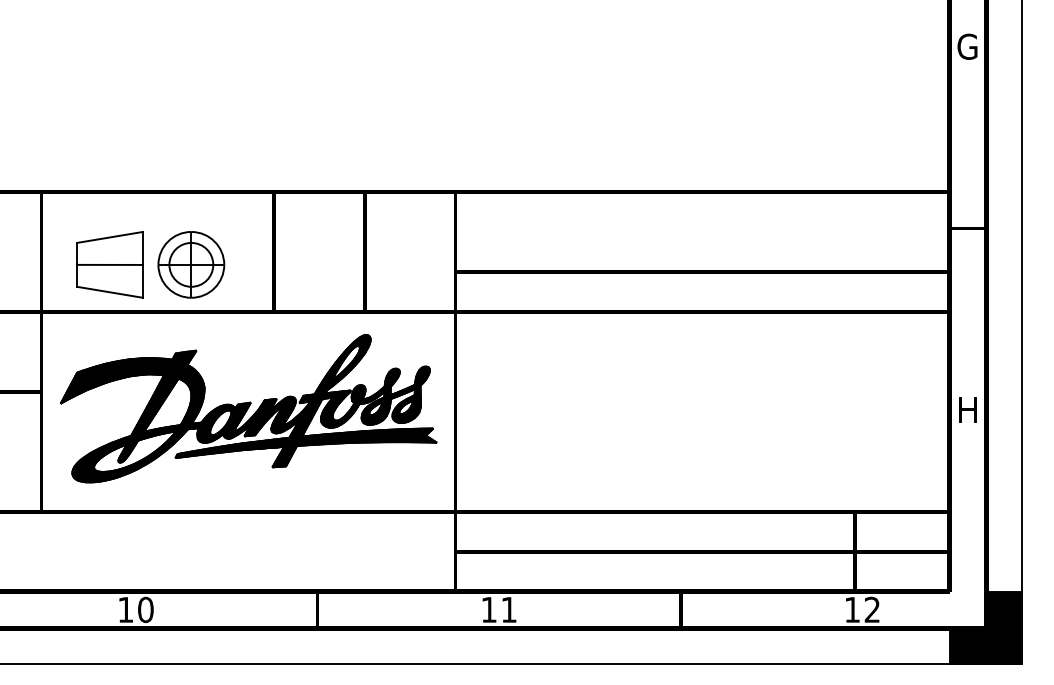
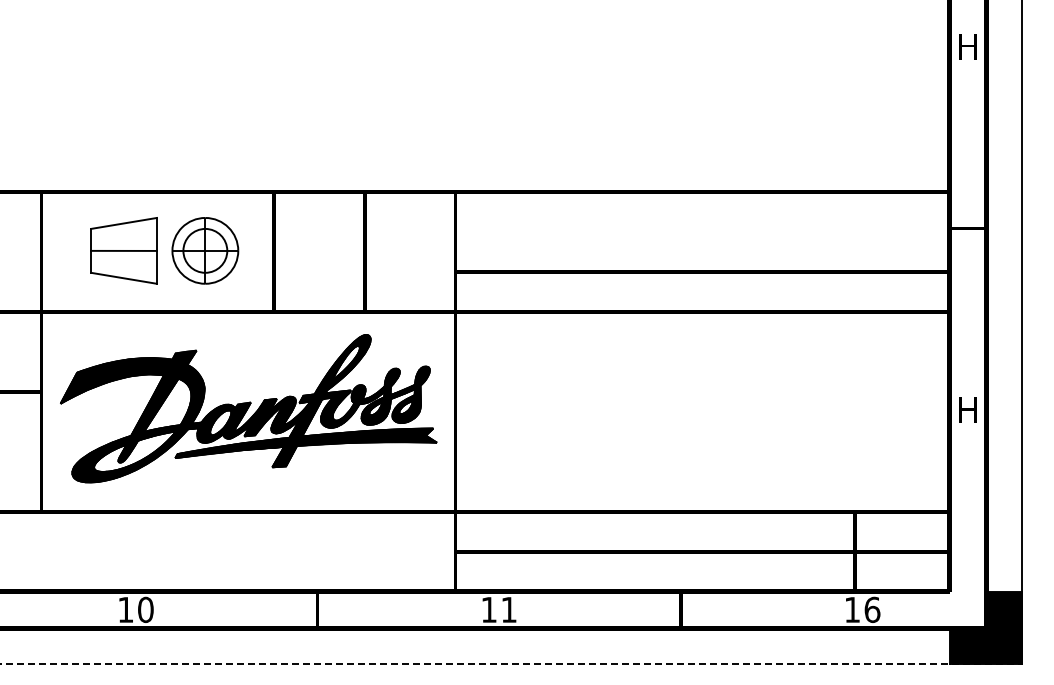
text: G -> H (967, 46)
part position: (143, 264) -> (157, 250) (157, 250)
text: 12 -> 16 (872, 609)
line: solid -> dashed (511, 664)
